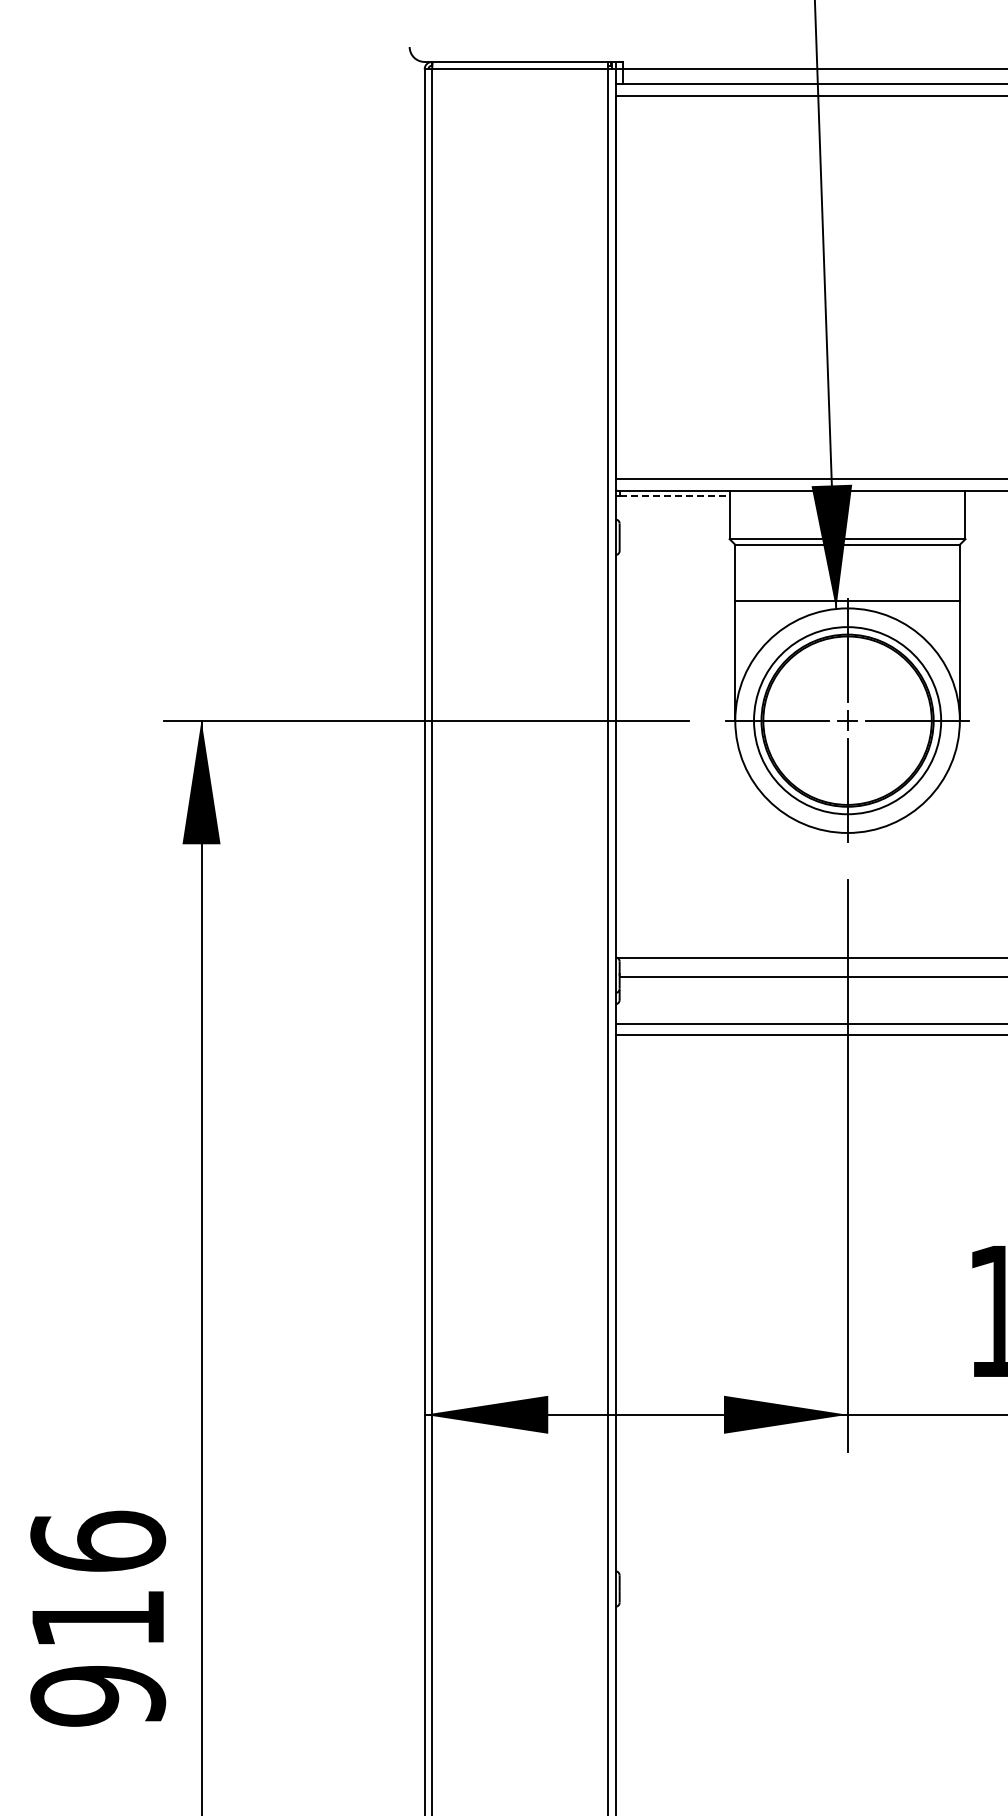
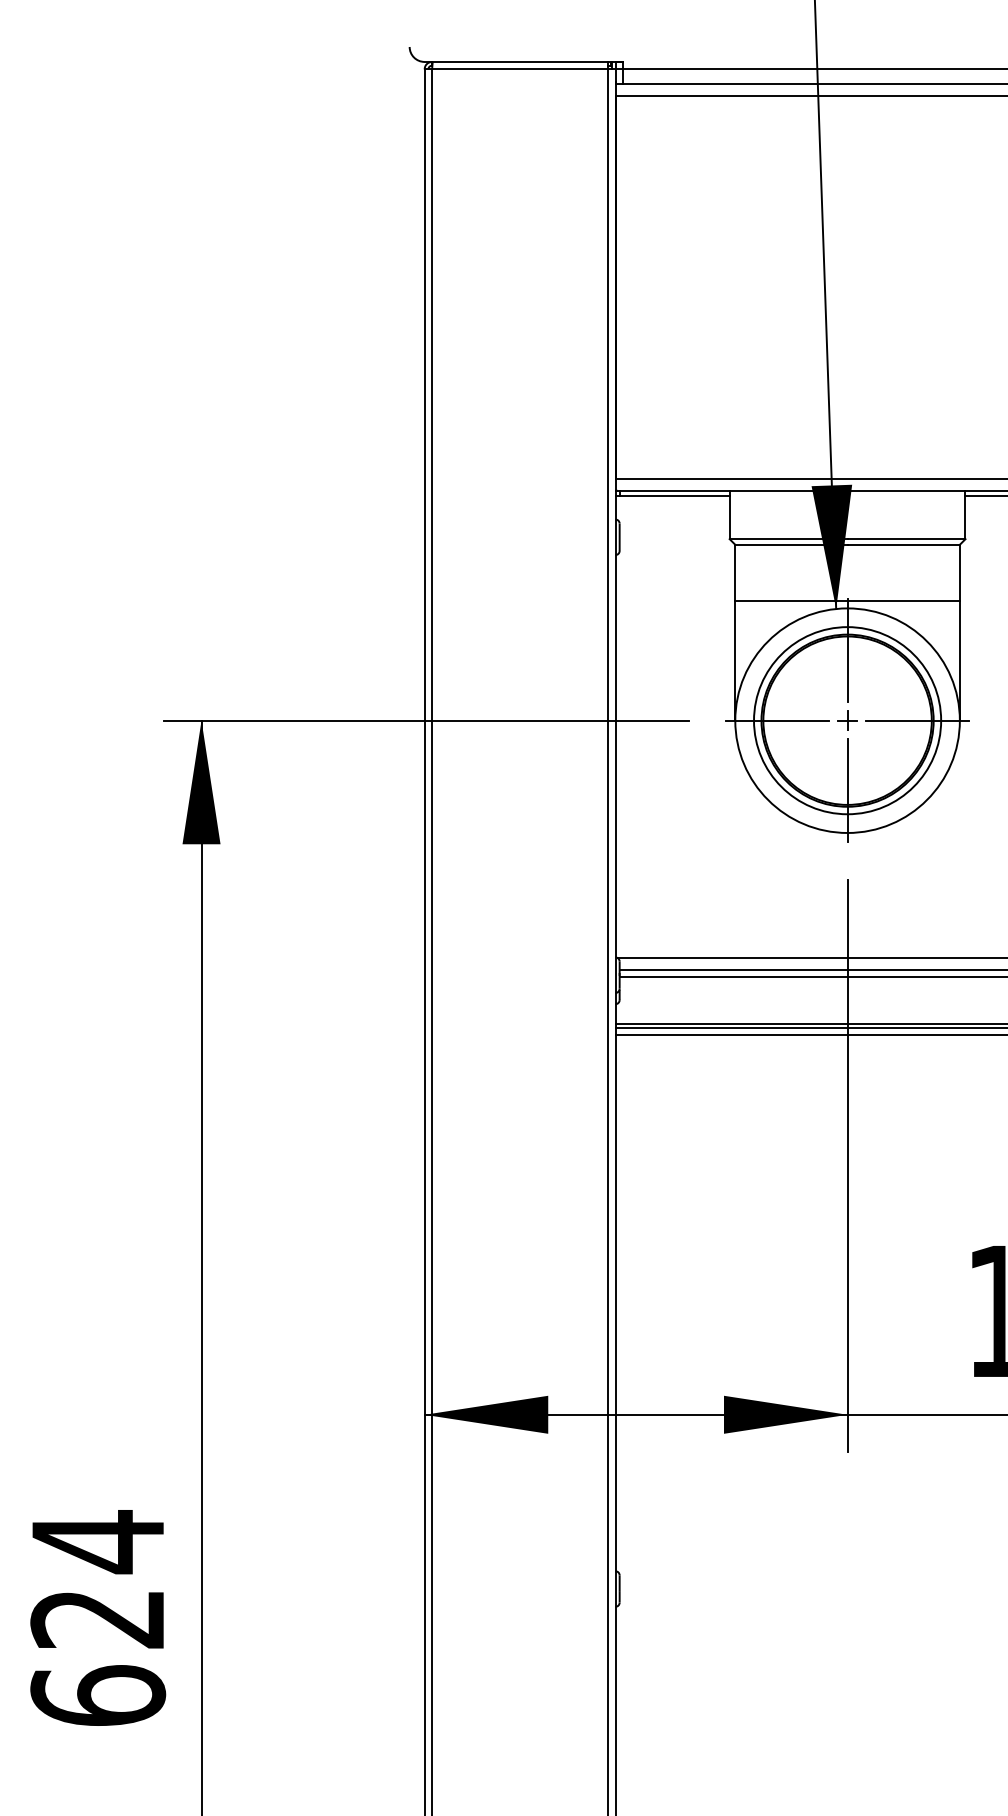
line: dashed -> solid (674, 496)
line: none -> present (984, 496)
line: none -> present (811, 969)
line: none -> present (809, 1027)
text: 916 -> 624 (98, 1618)
